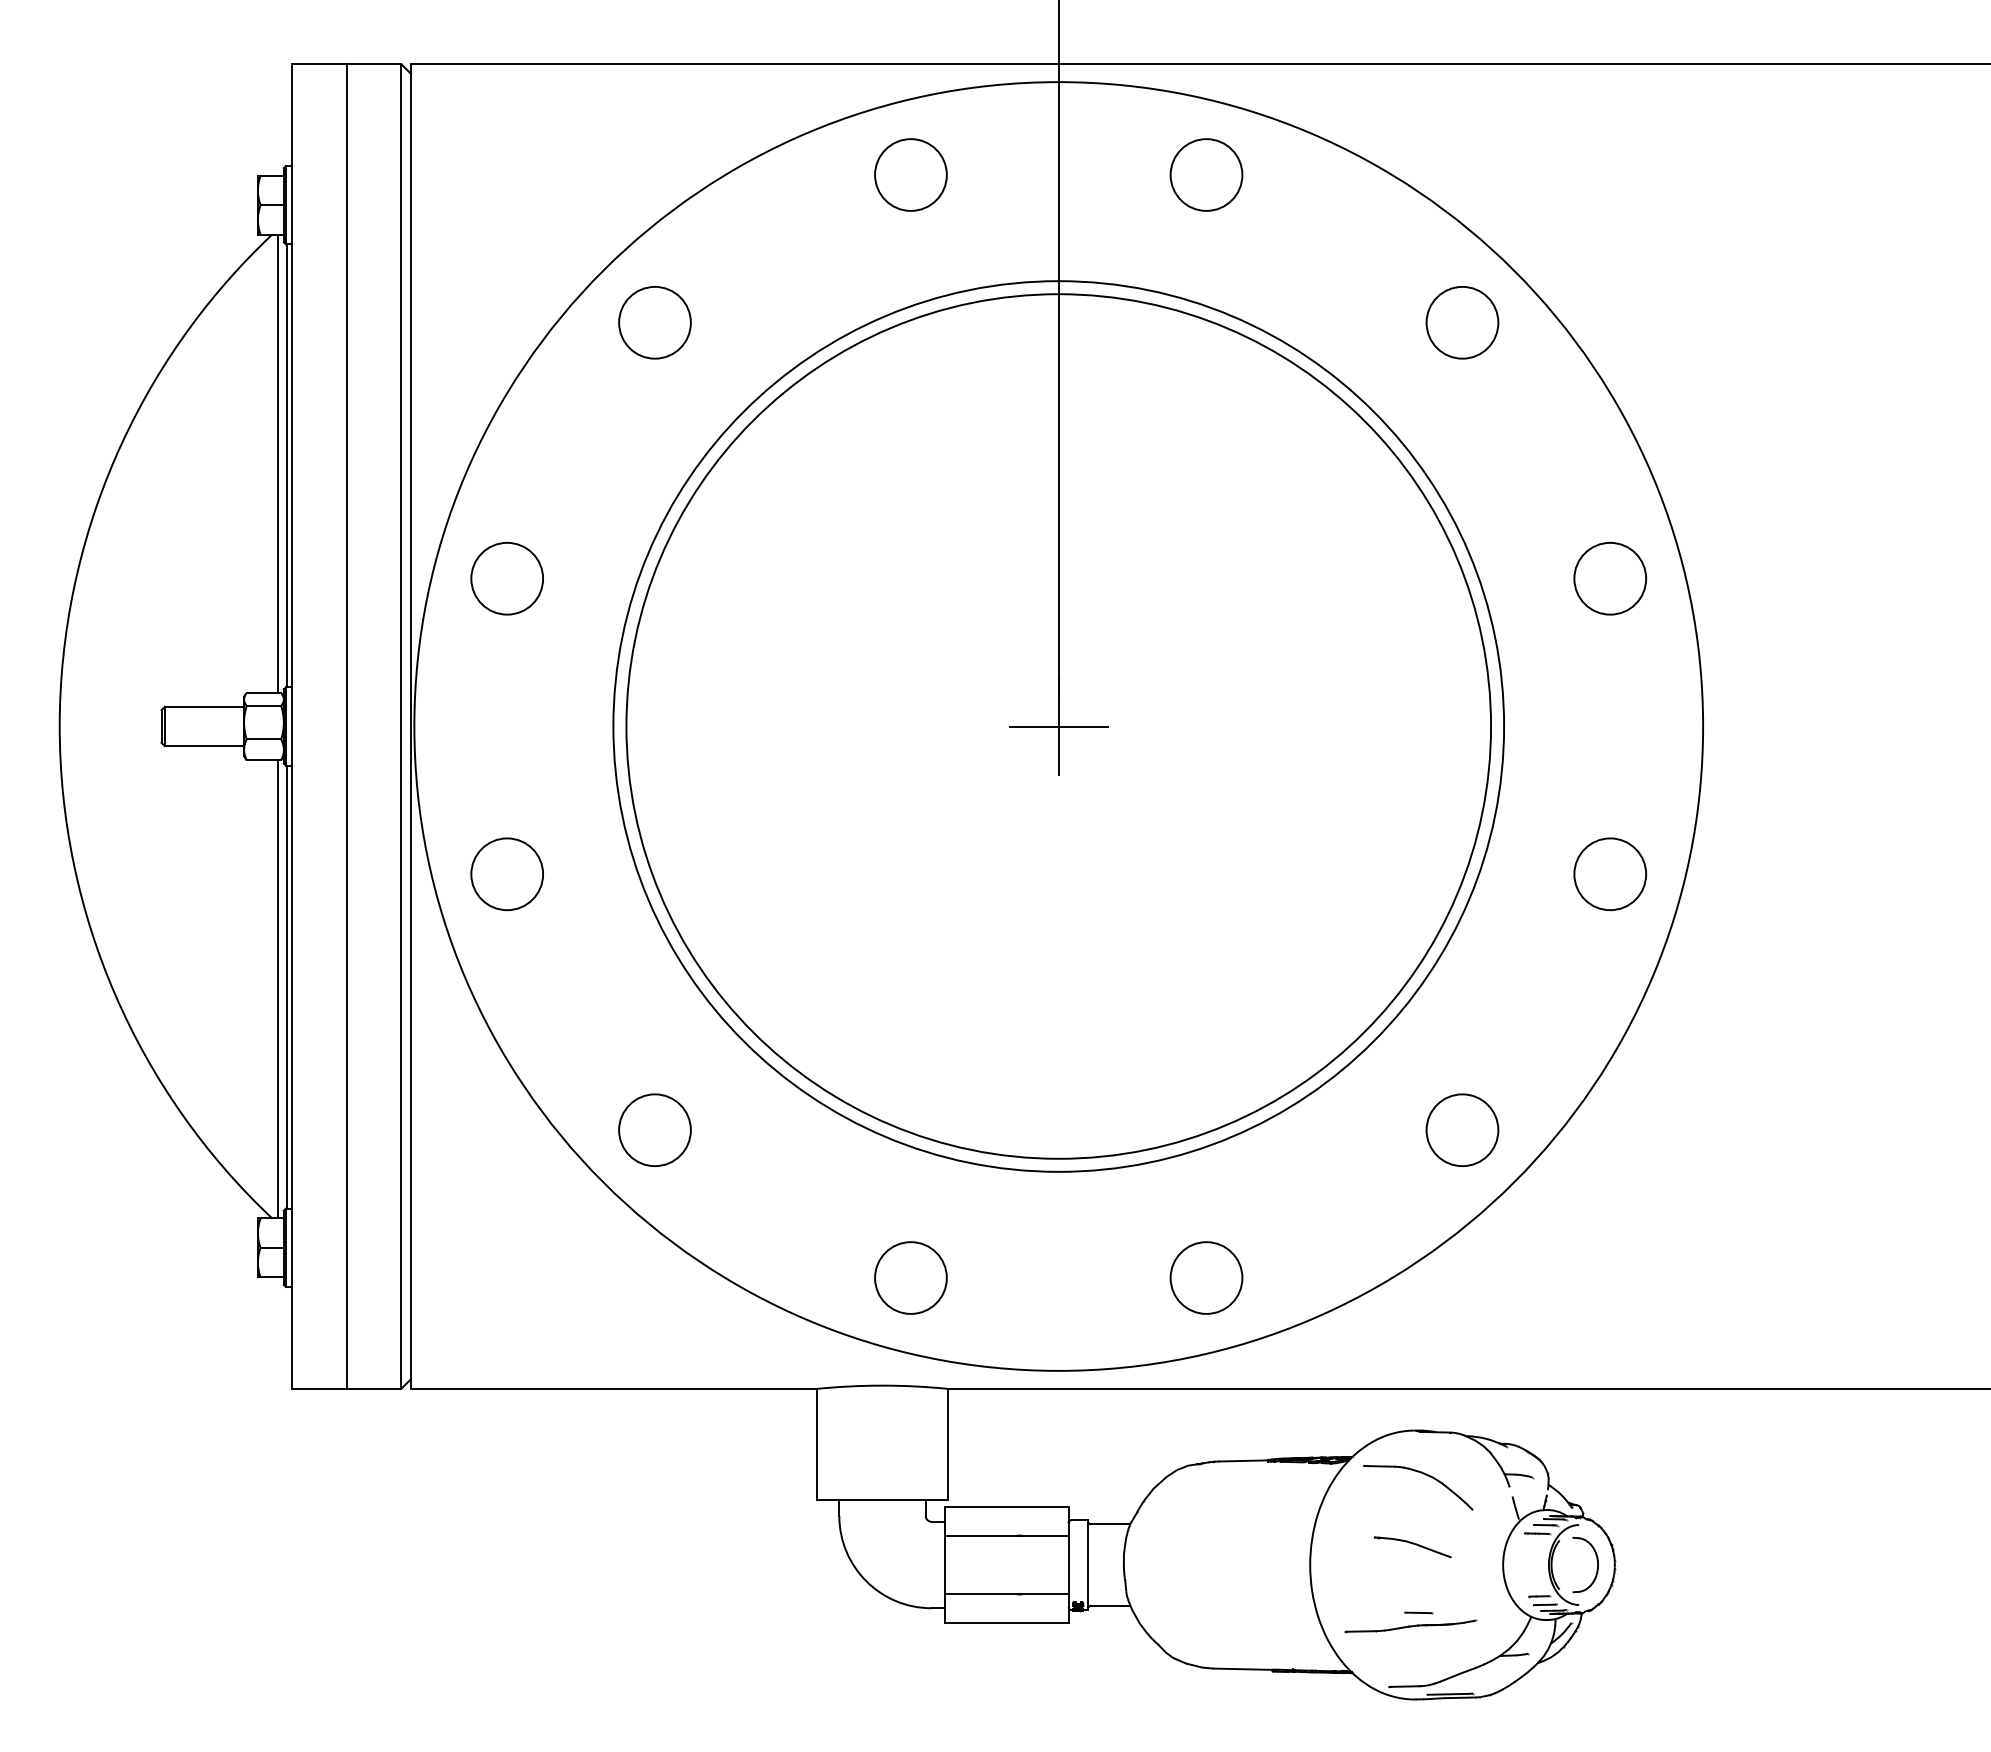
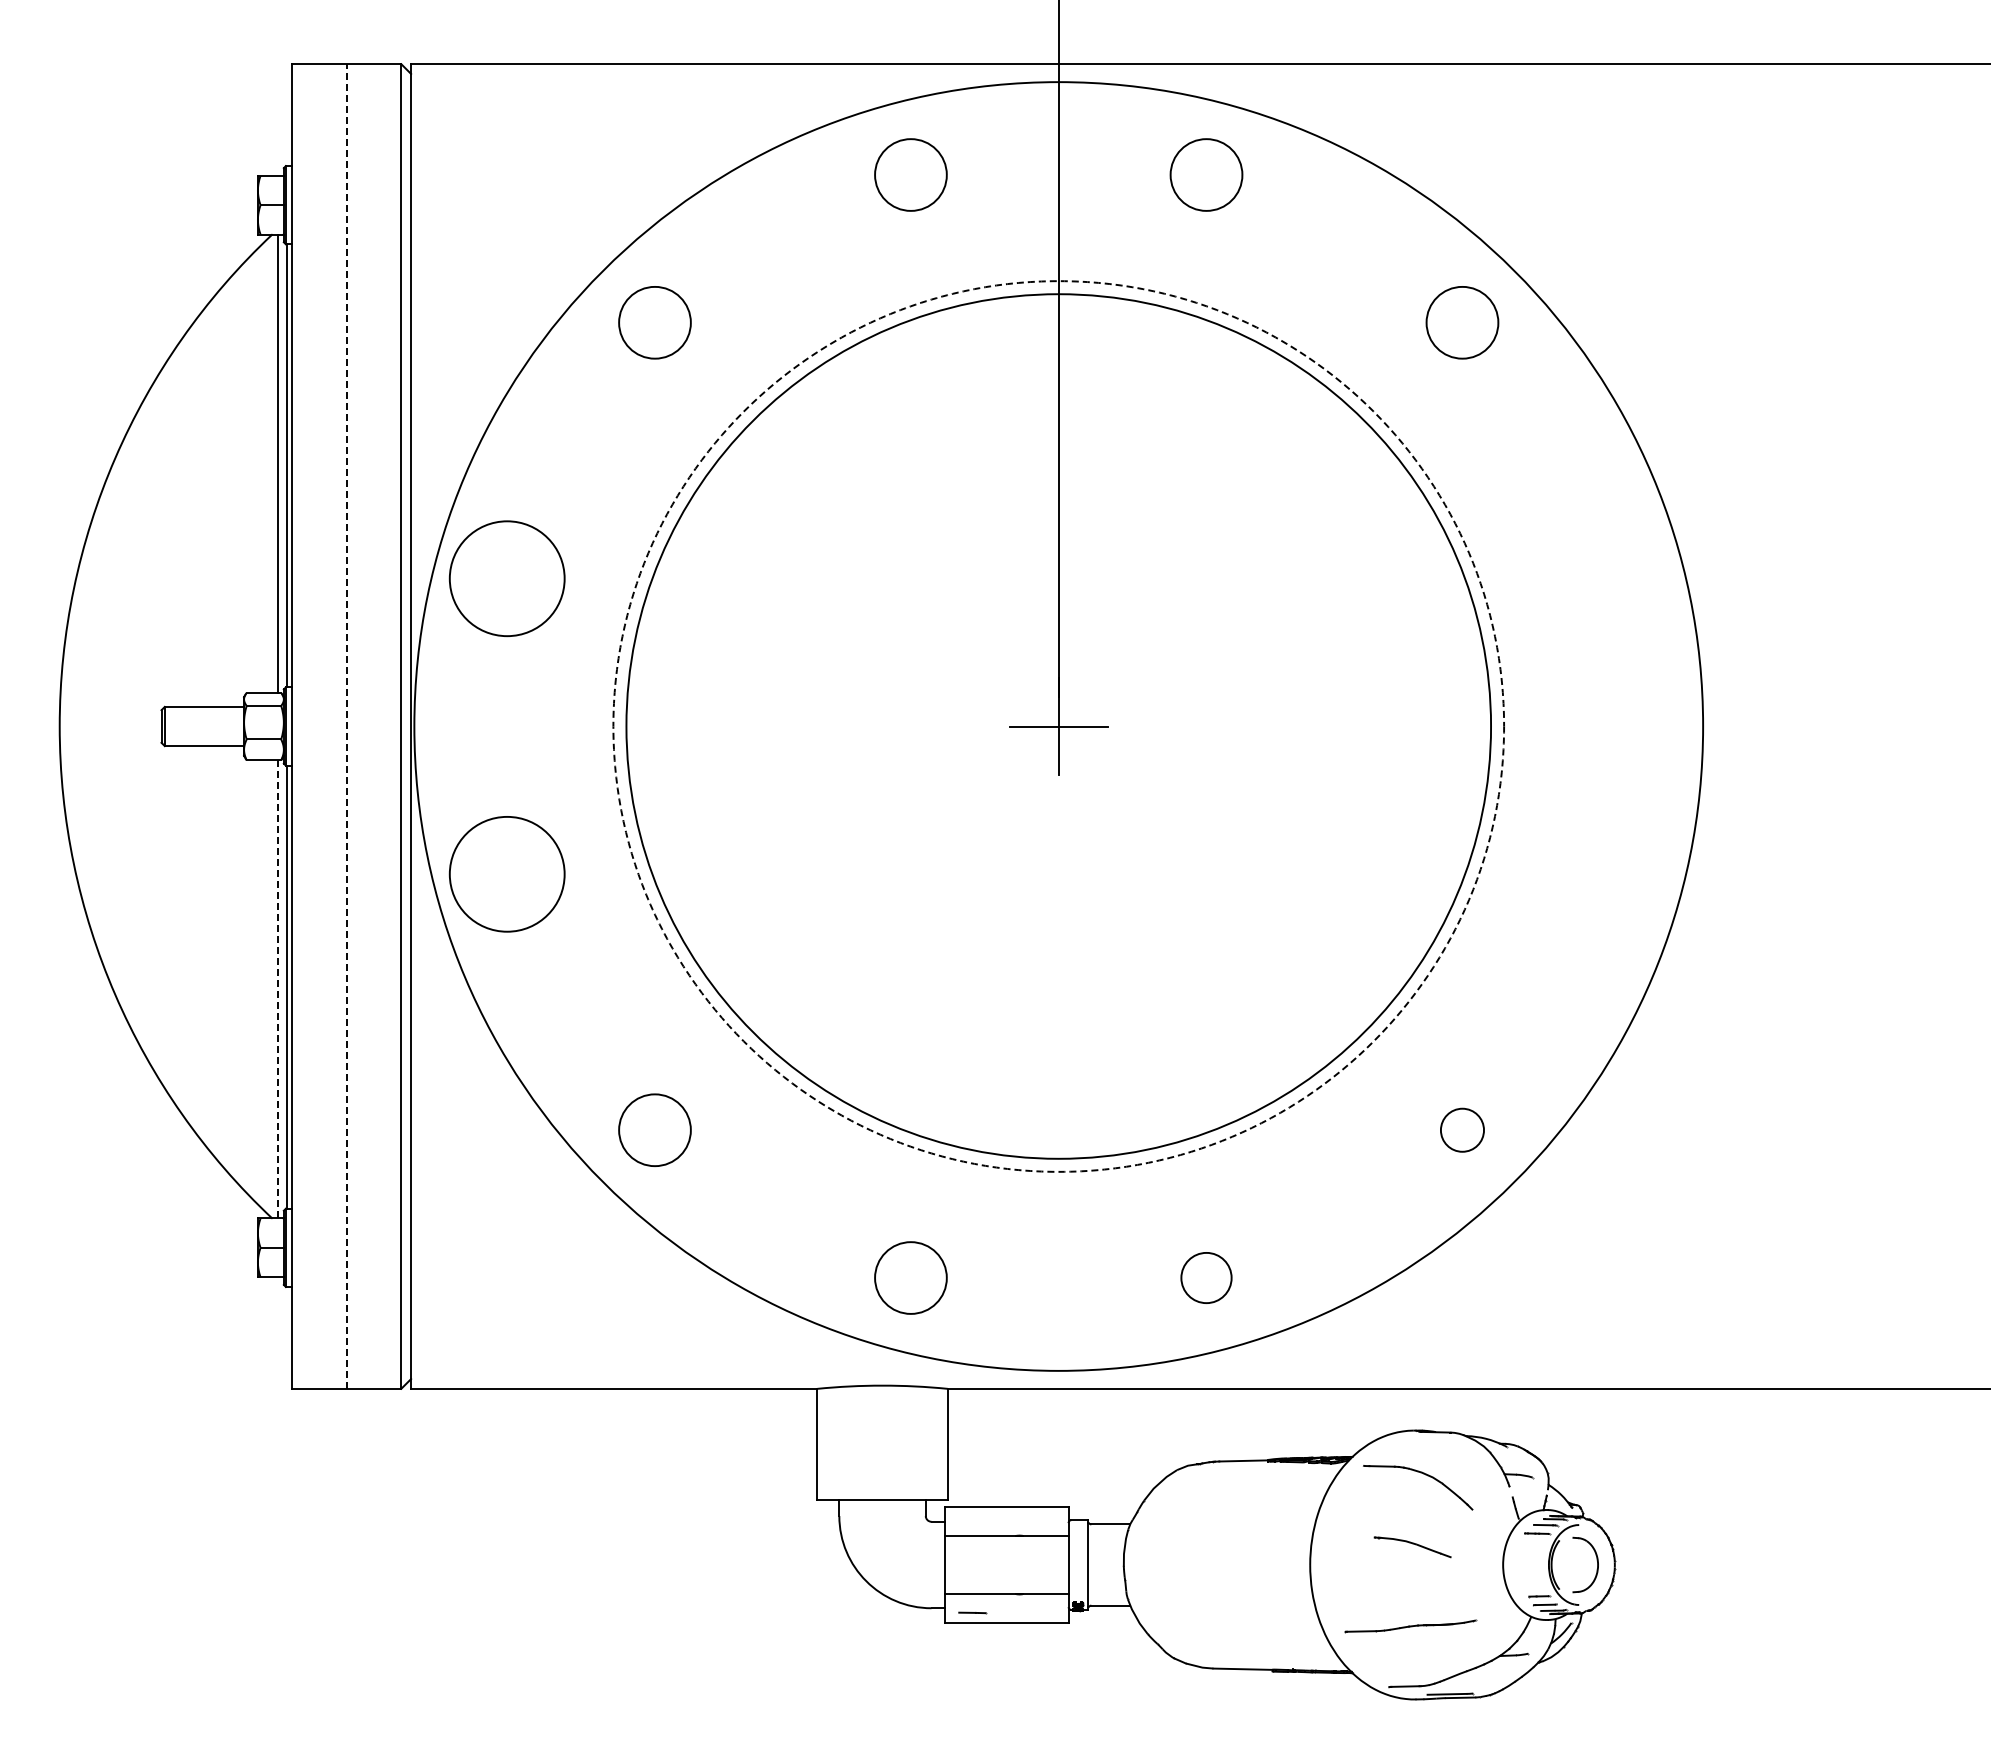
circle diameter: 72 px -> 115 px (506, 578)
circle: present -> none (1609, 578)
line: solid -> dashed (347, 726)
circle: solid -> dashed (1058, 726)
circle diameter: 72 px -> 115 px (506, 873)
circle: present -> none (1609, 874)
line: solid -> dashed (278, 988)
circle diameter: 72 px -> 43 px (1462, 1129)
circle size: 75x74 px -> 53x52 px (1206, 1277)
line position: (1418, 1612) -> (972, 1612) (972, 1612)
